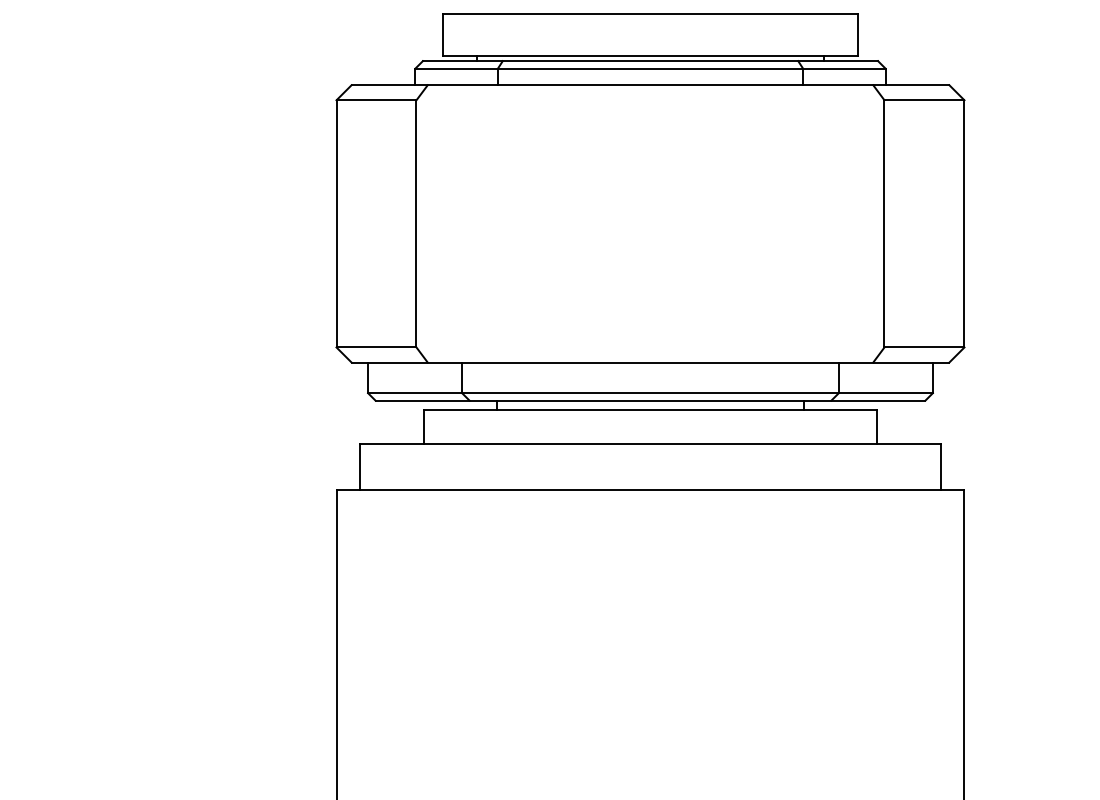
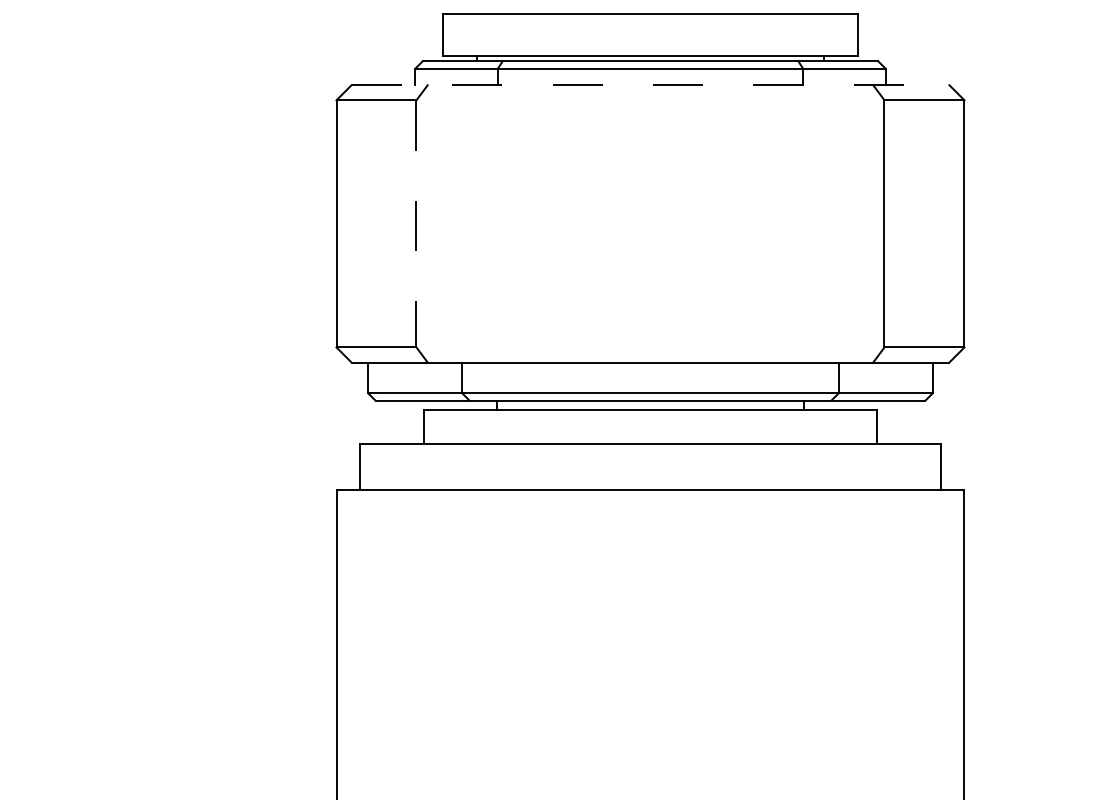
line: solid -> dashed (650, 85)
line: solid -> dashed (416, 223)
